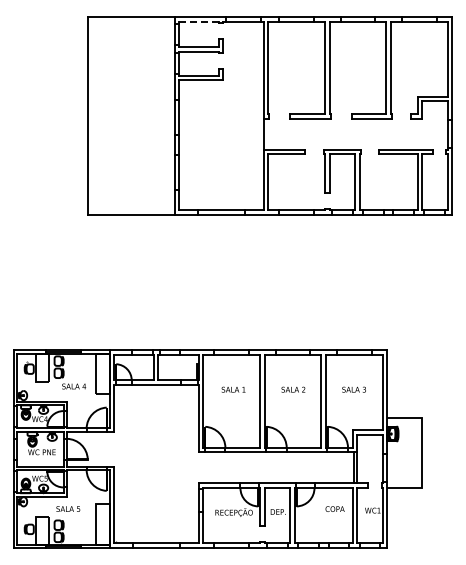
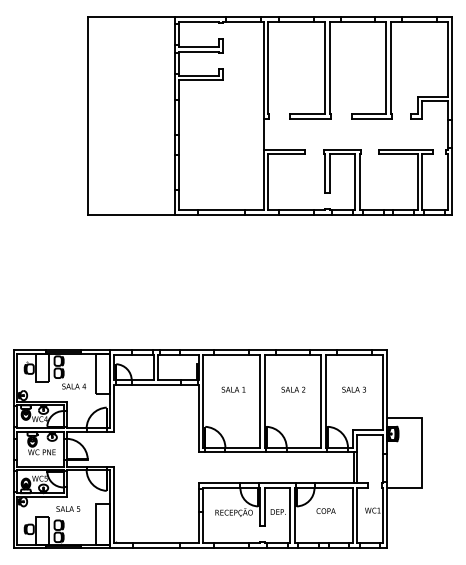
line: dashed -> solid (198, 21)
text position: (334, 508) -> (325, 510) (325, 510)
